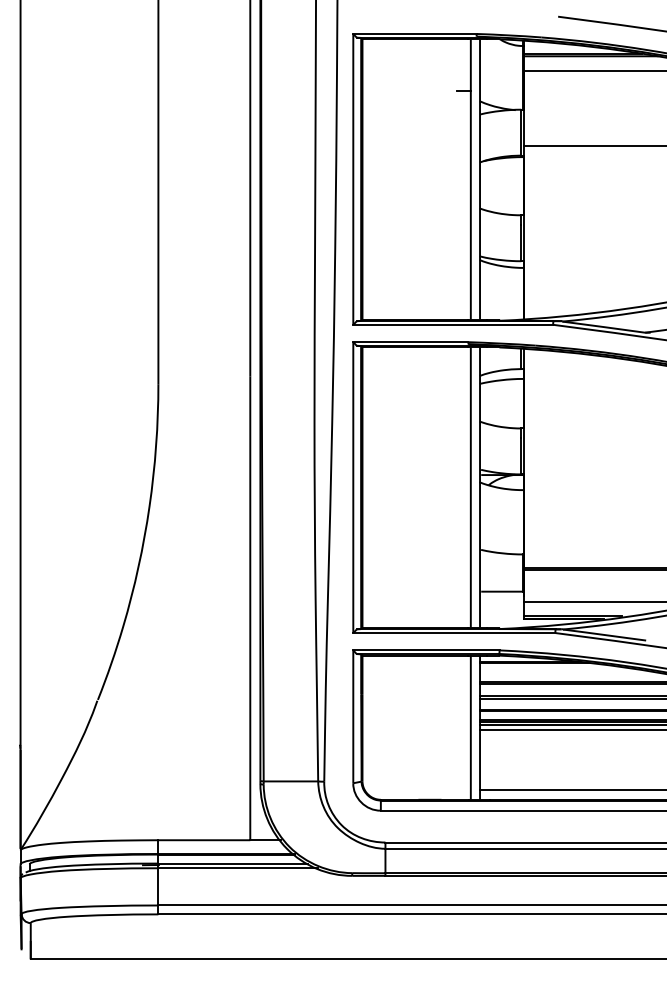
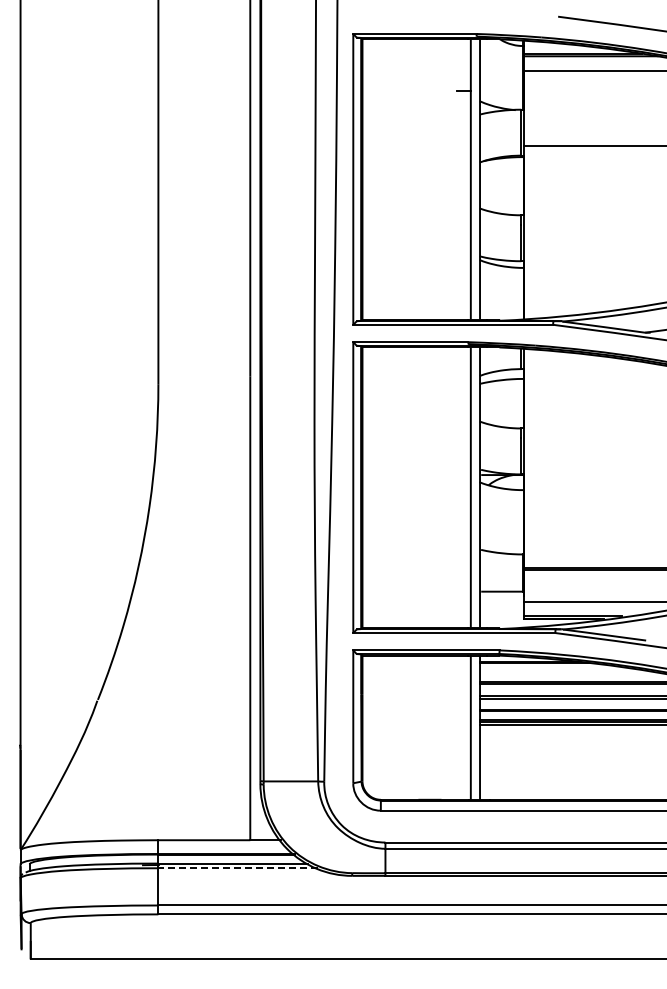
line: present -> none (571, 729)
line: present -> none (571, 789)
line: solid -> dashed (238, 868)
